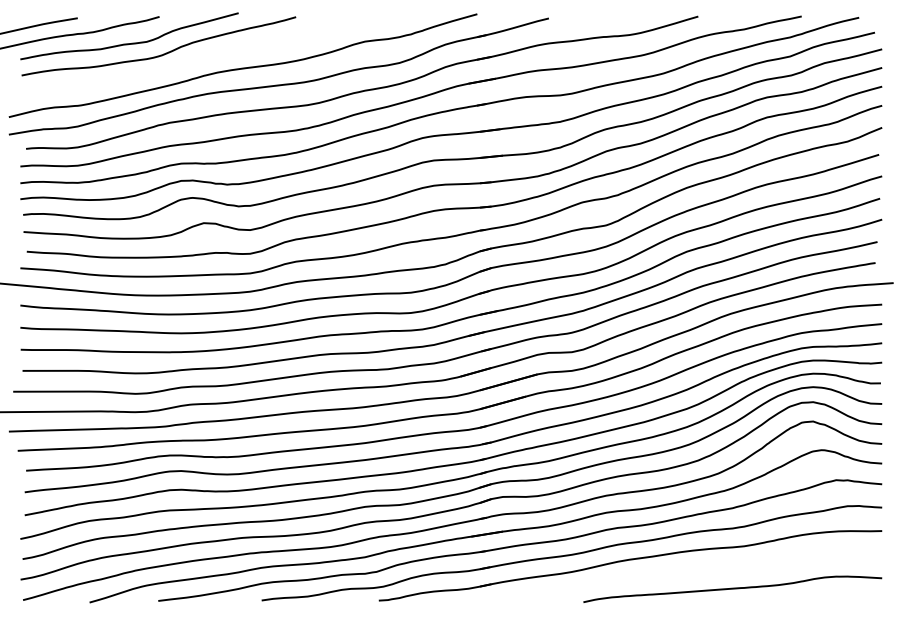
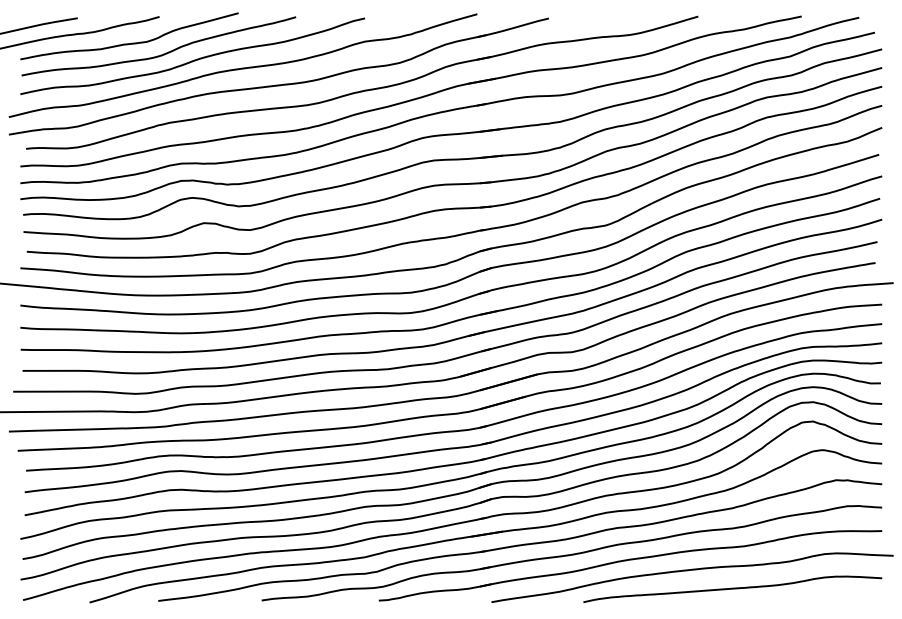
curve: none -> present (194, 59)
curve: none -> present (692, 570)
